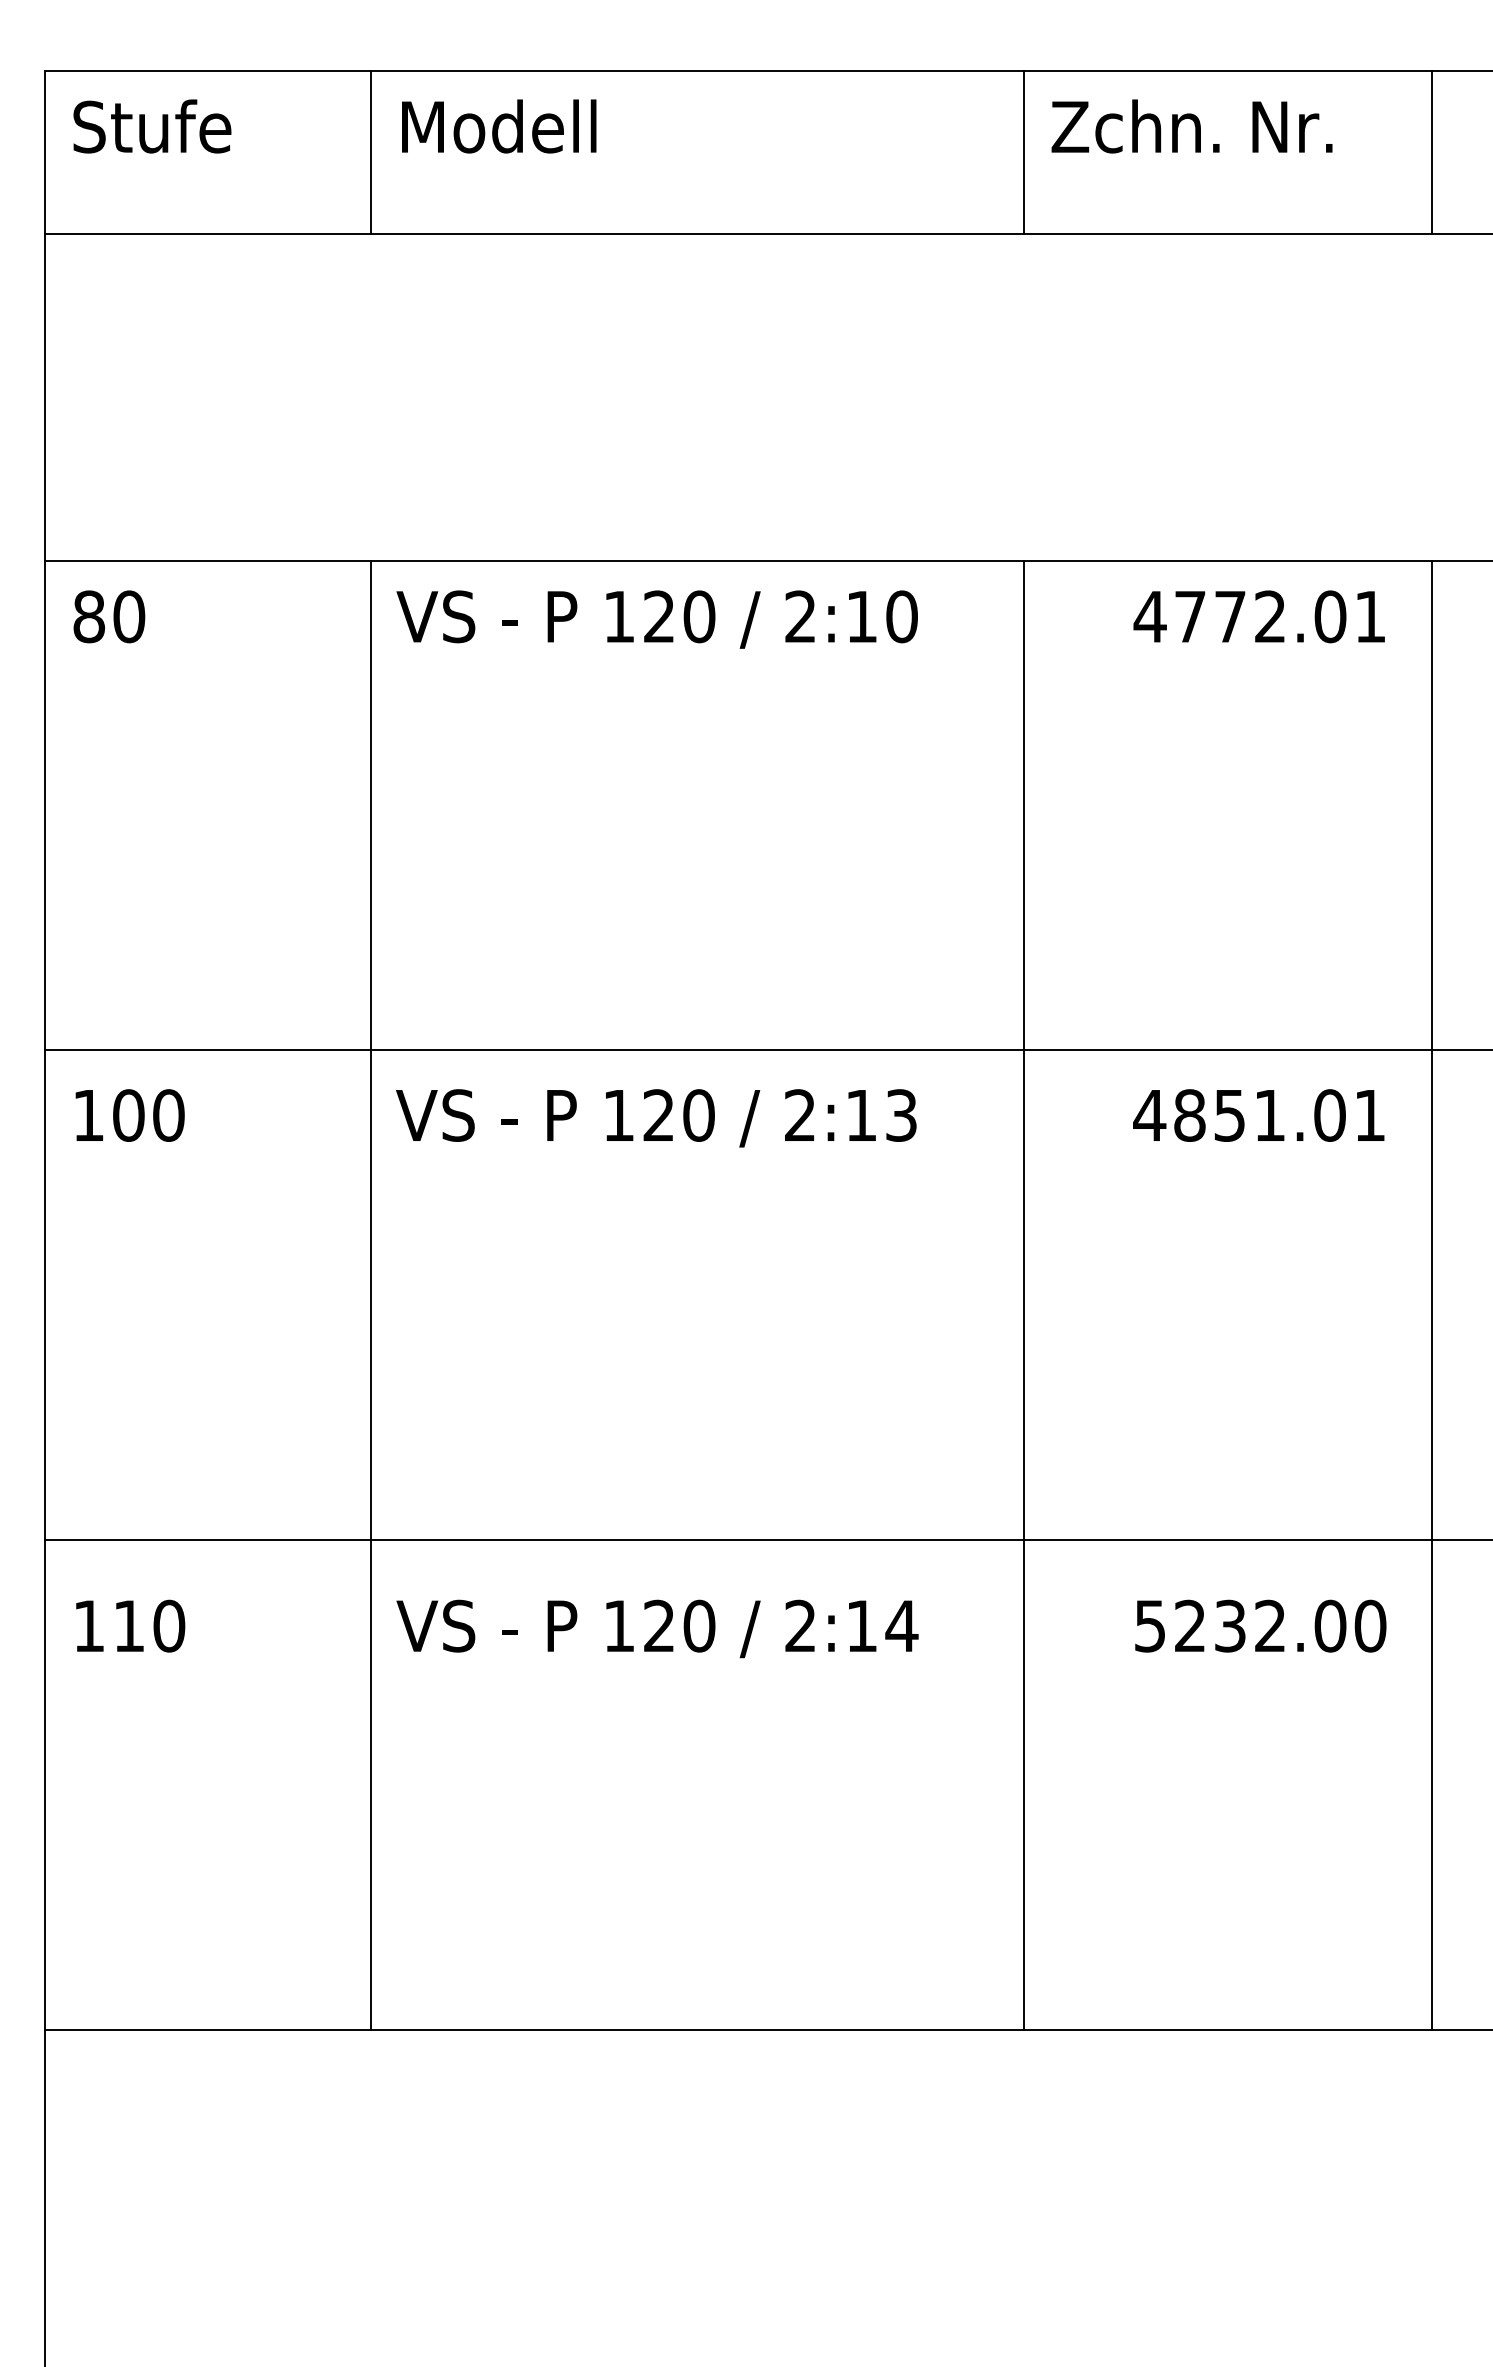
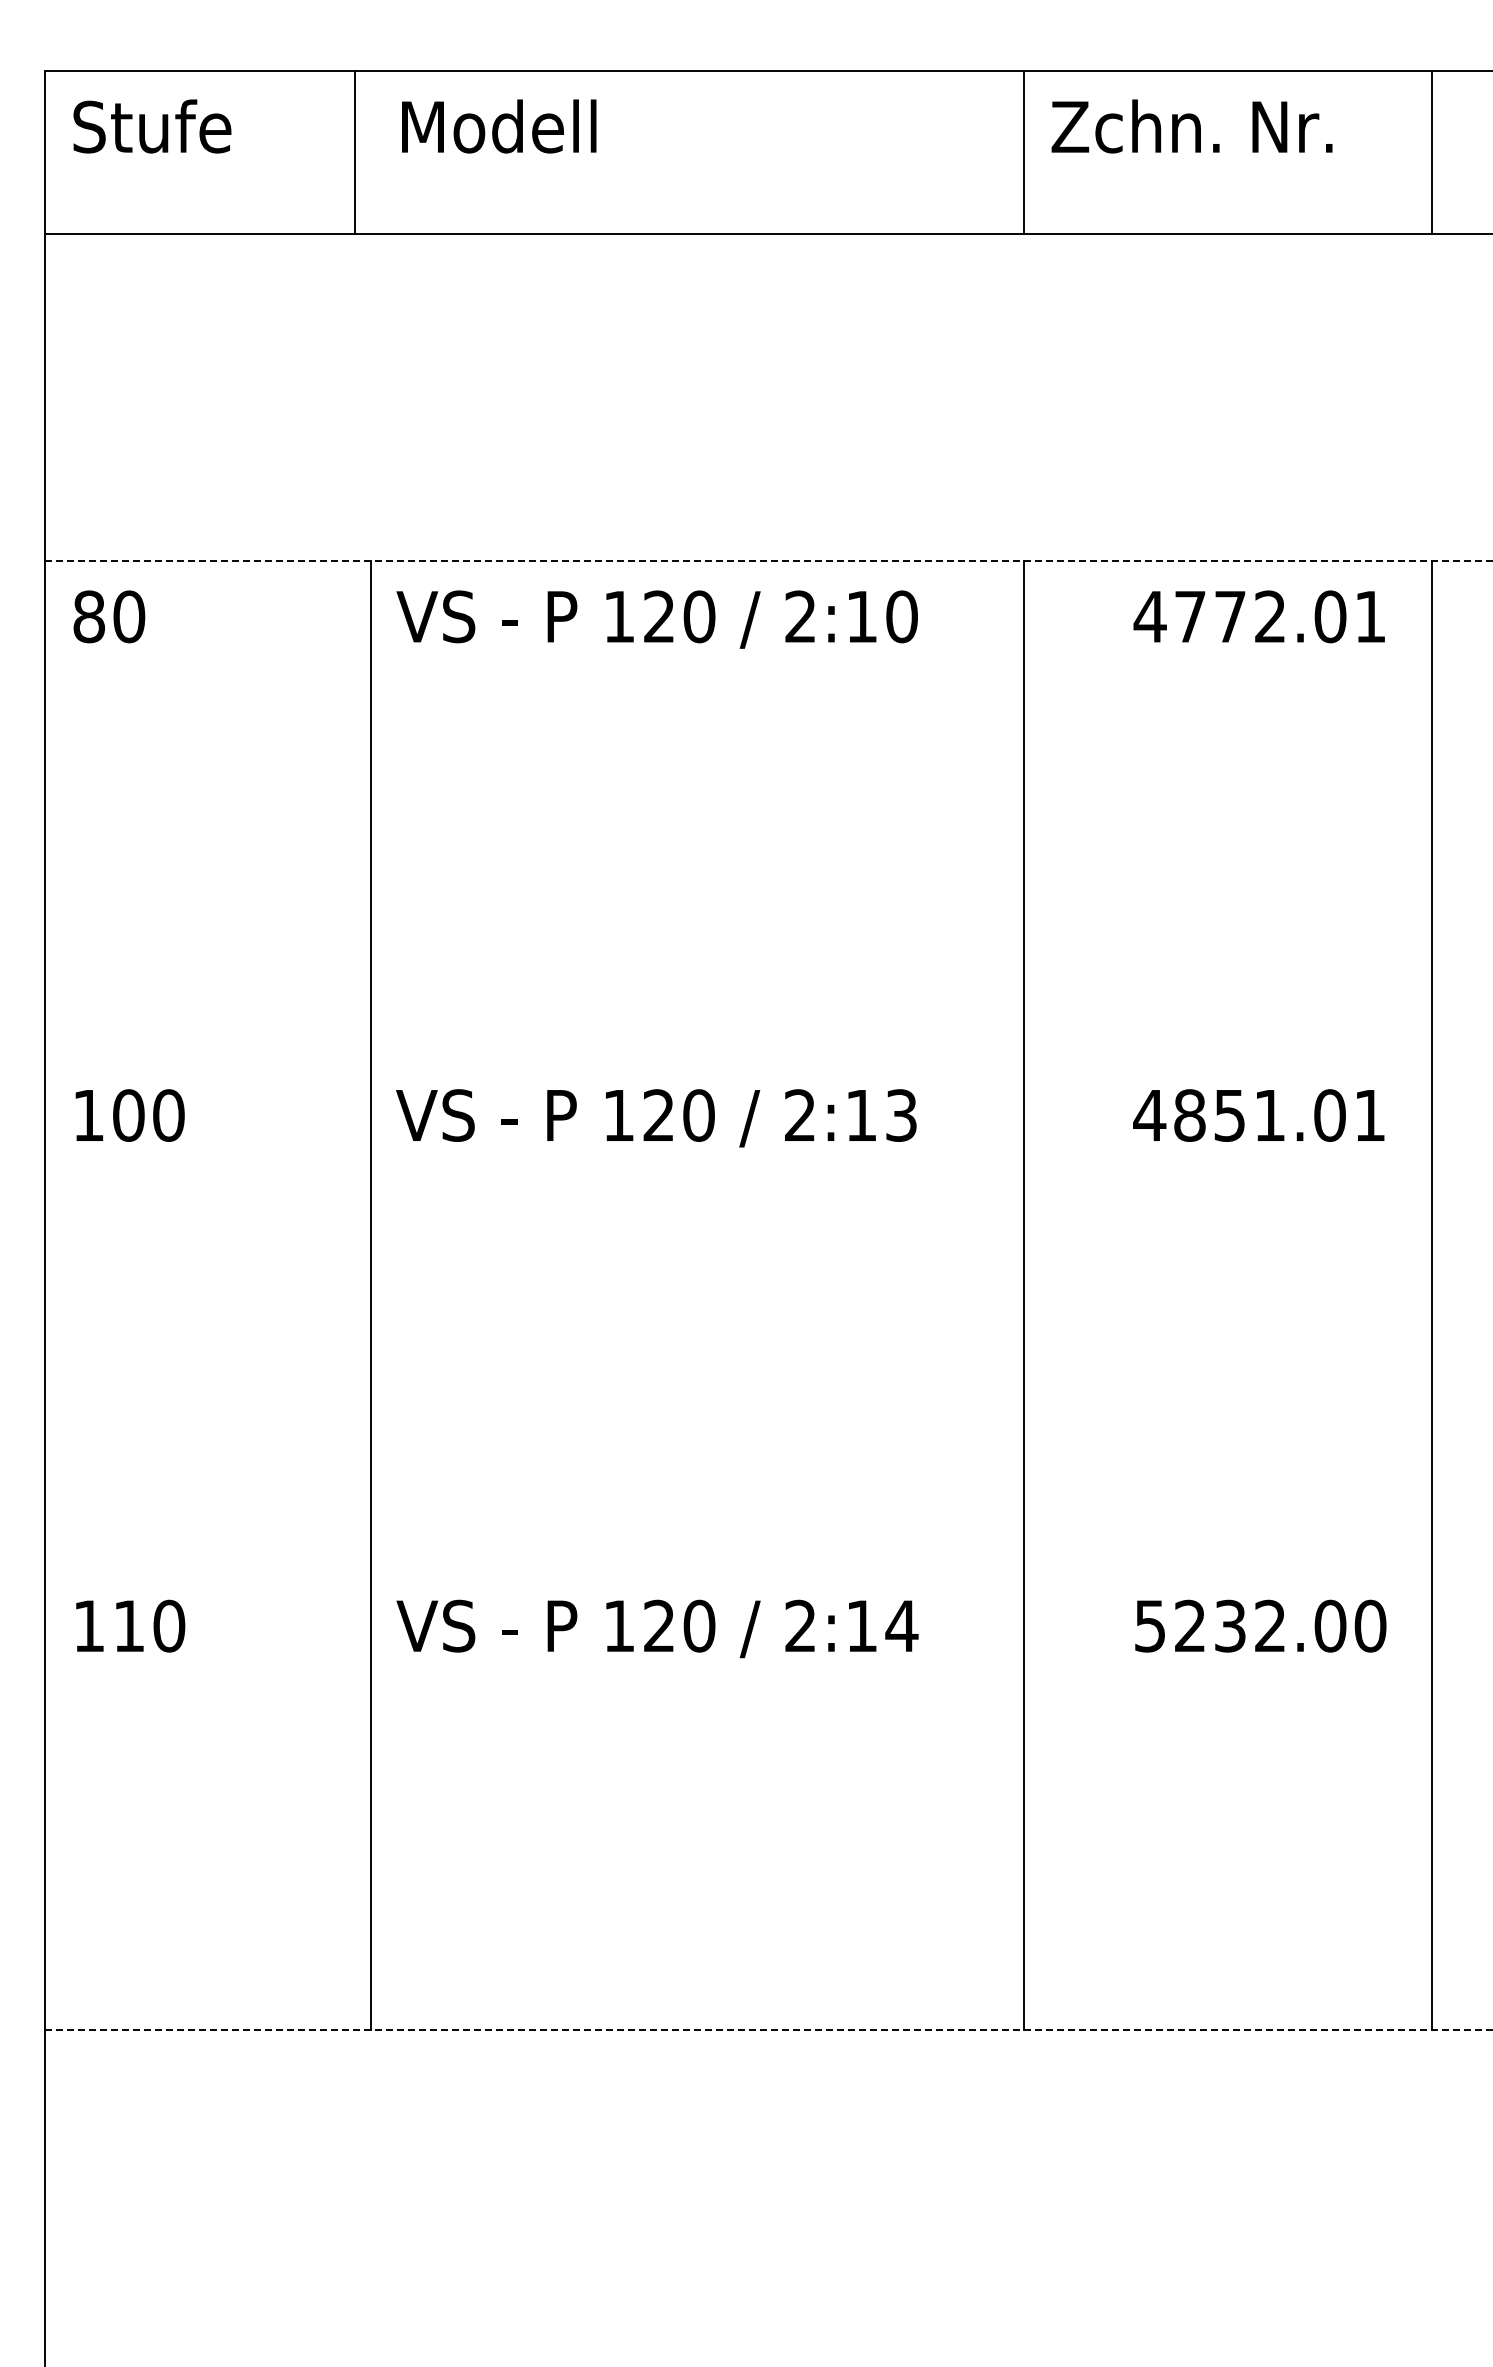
line position: (371, 152) -> (355, 152) (355, 152)
line: solid -> dashed (768, 560)
line: present -> none (766, 1050)
line: present -> none (766, 1540)
line: solid -> dashed (768, 2029)
